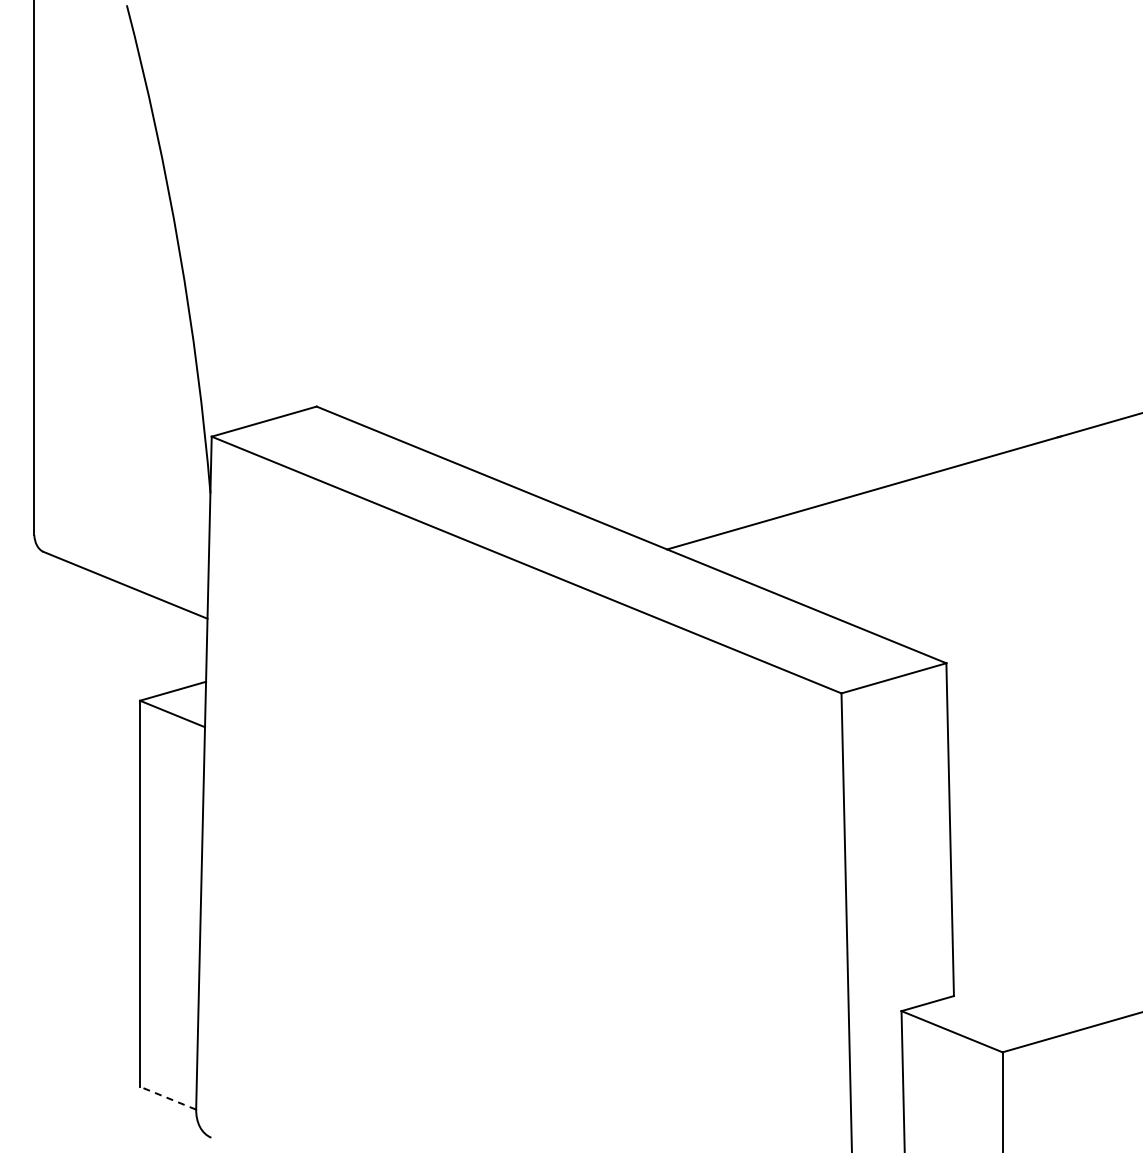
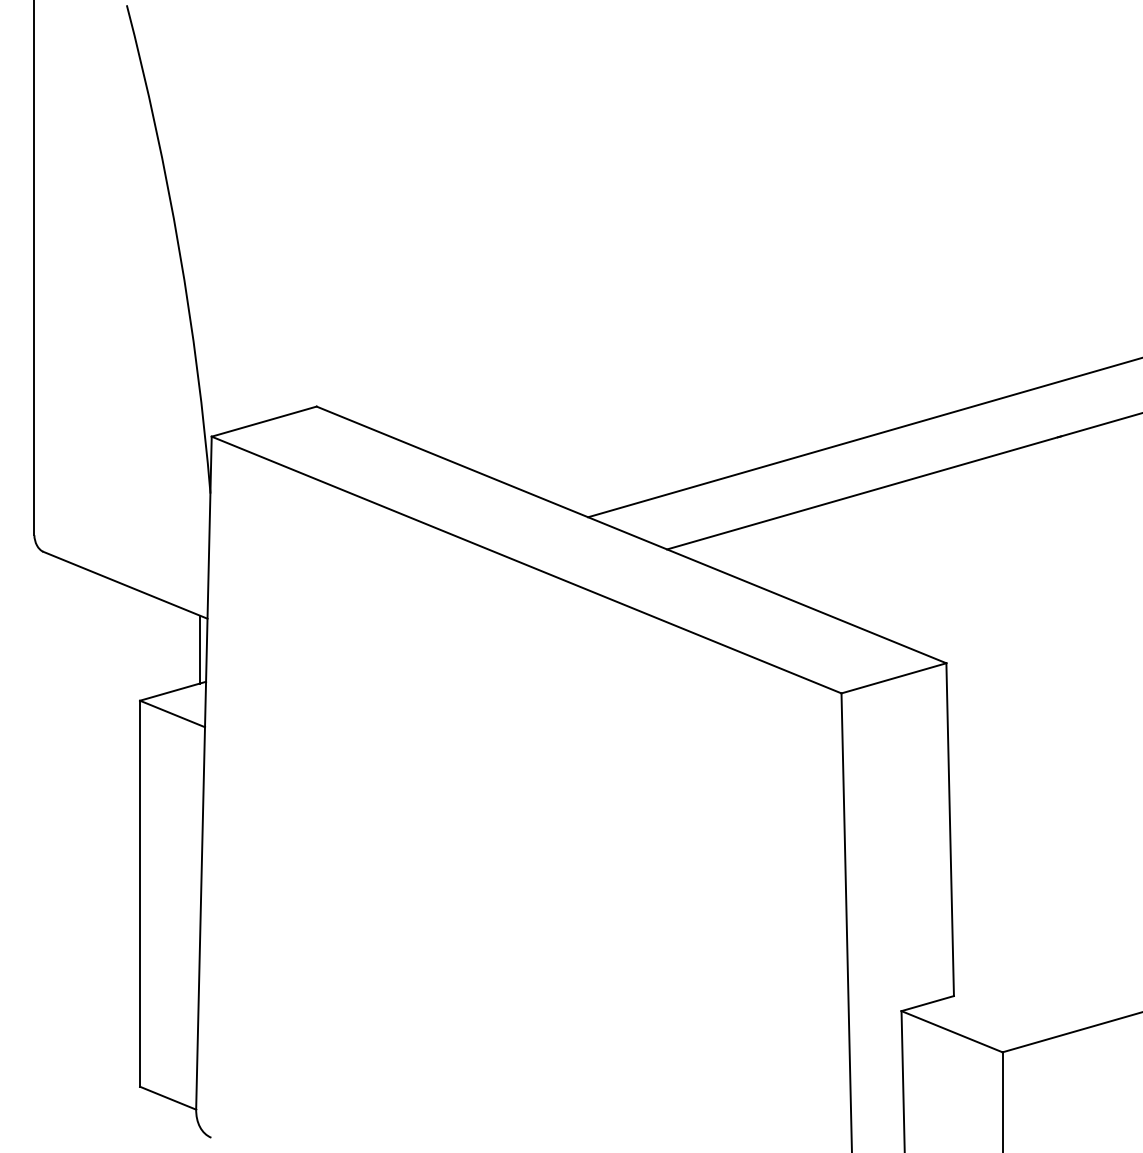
line: none -> present (863, 437)
line: none -> present (200, 649)
line: dashed -> solid (167, 1098)
